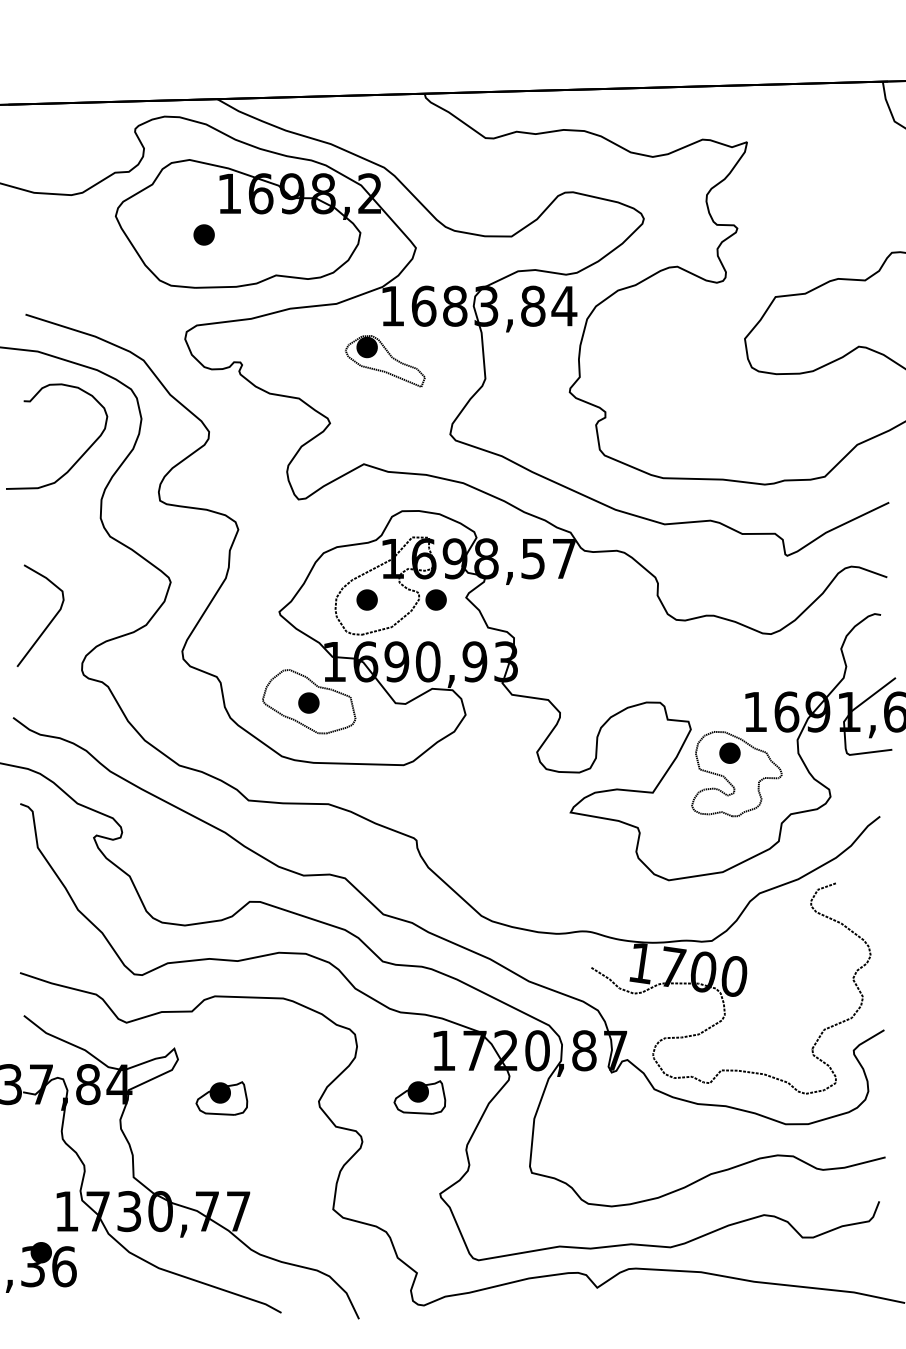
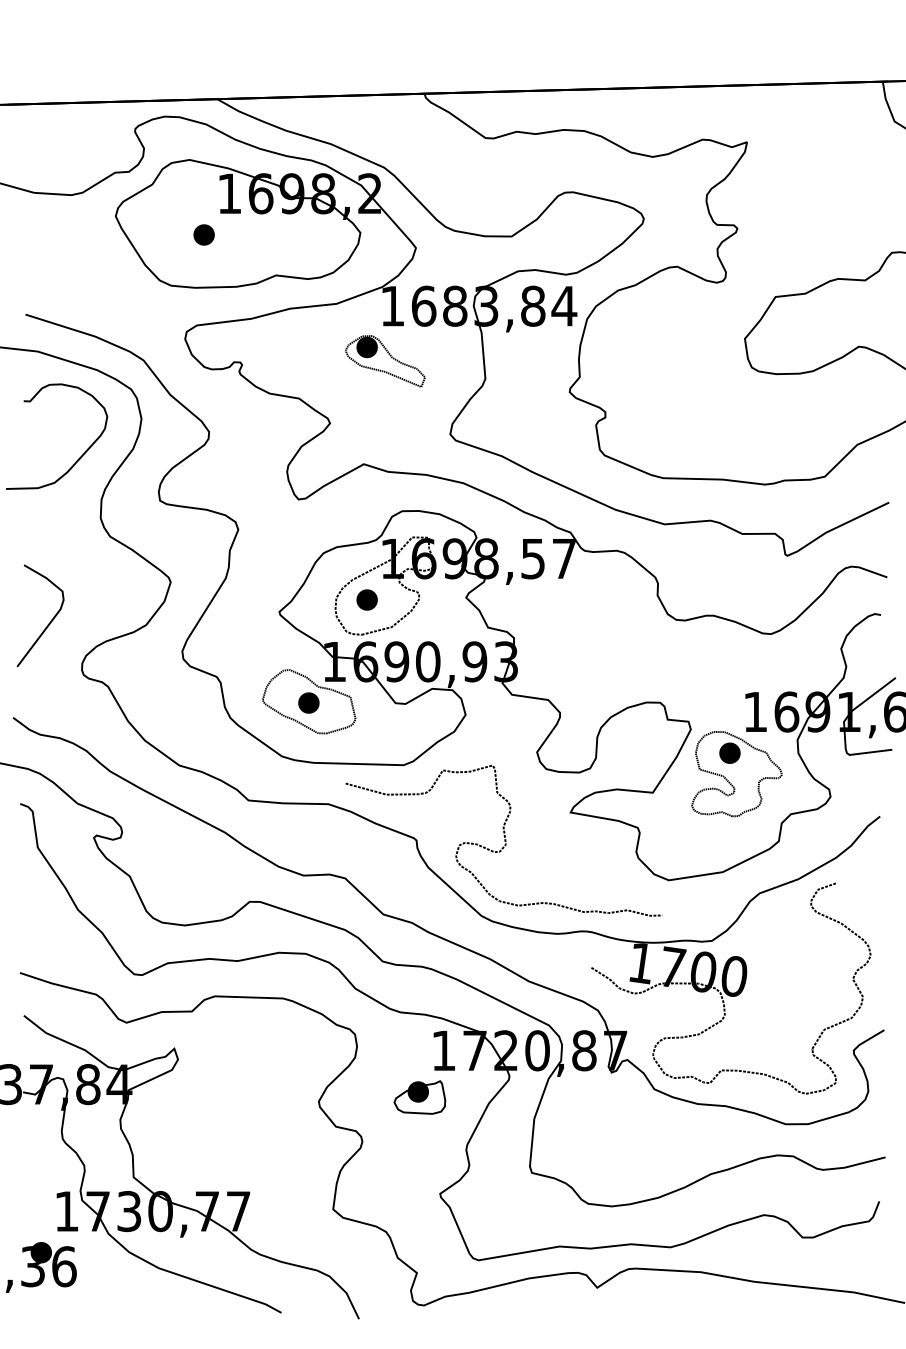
part: present -> none (435, 599)
curve: none -> present (504, 840)
part: present -> none (221, 1098)
